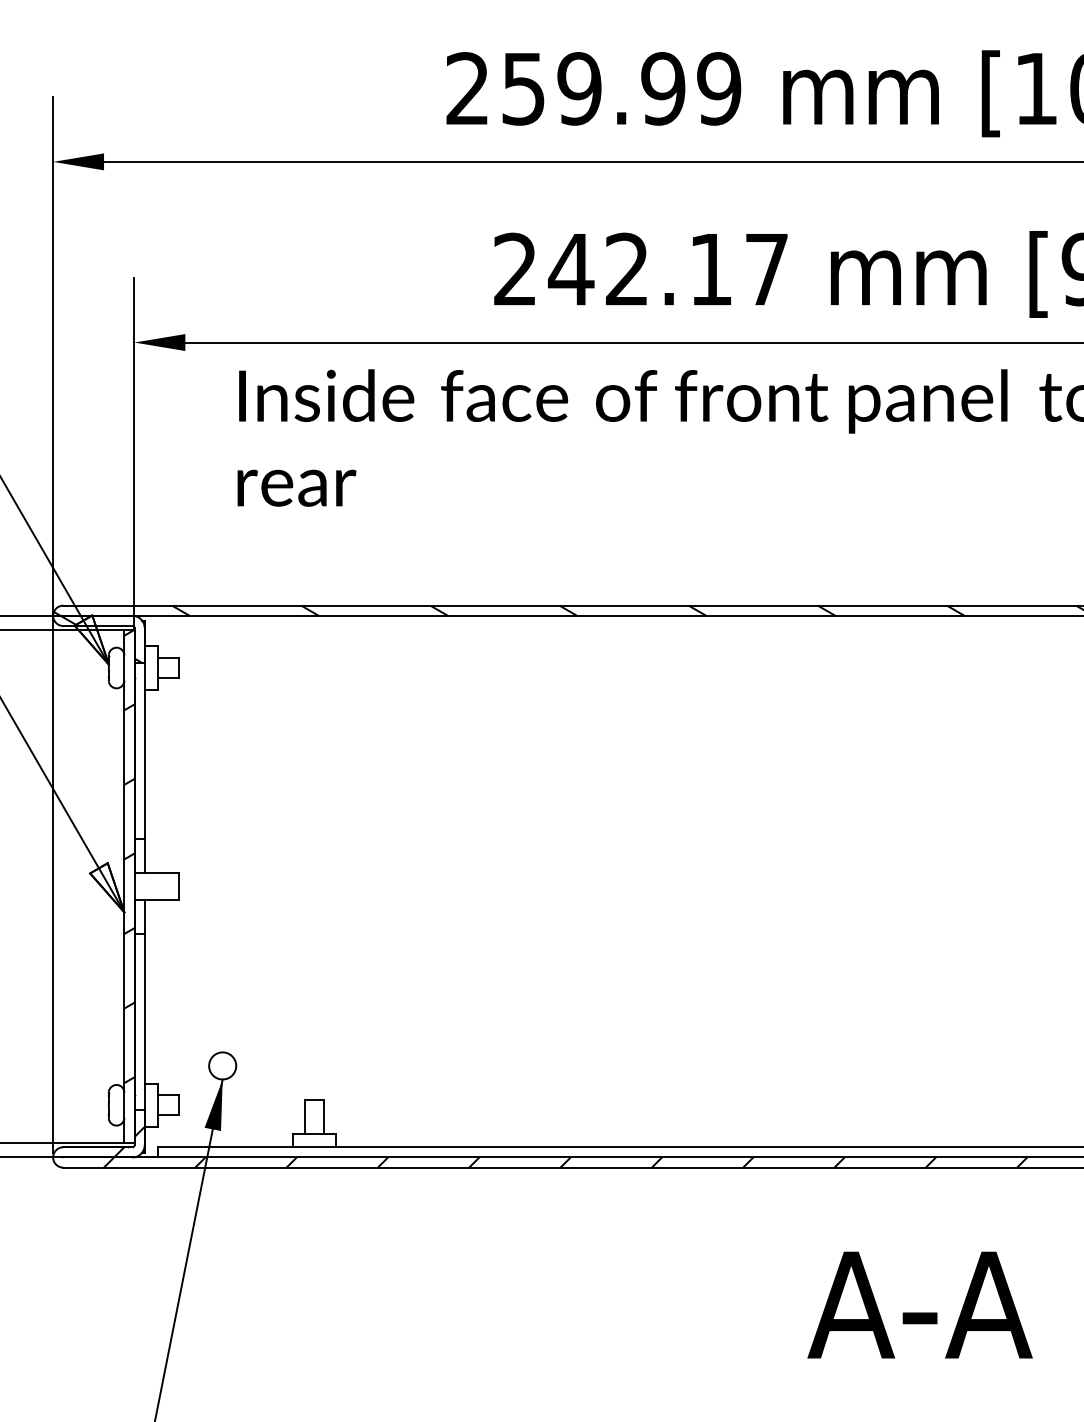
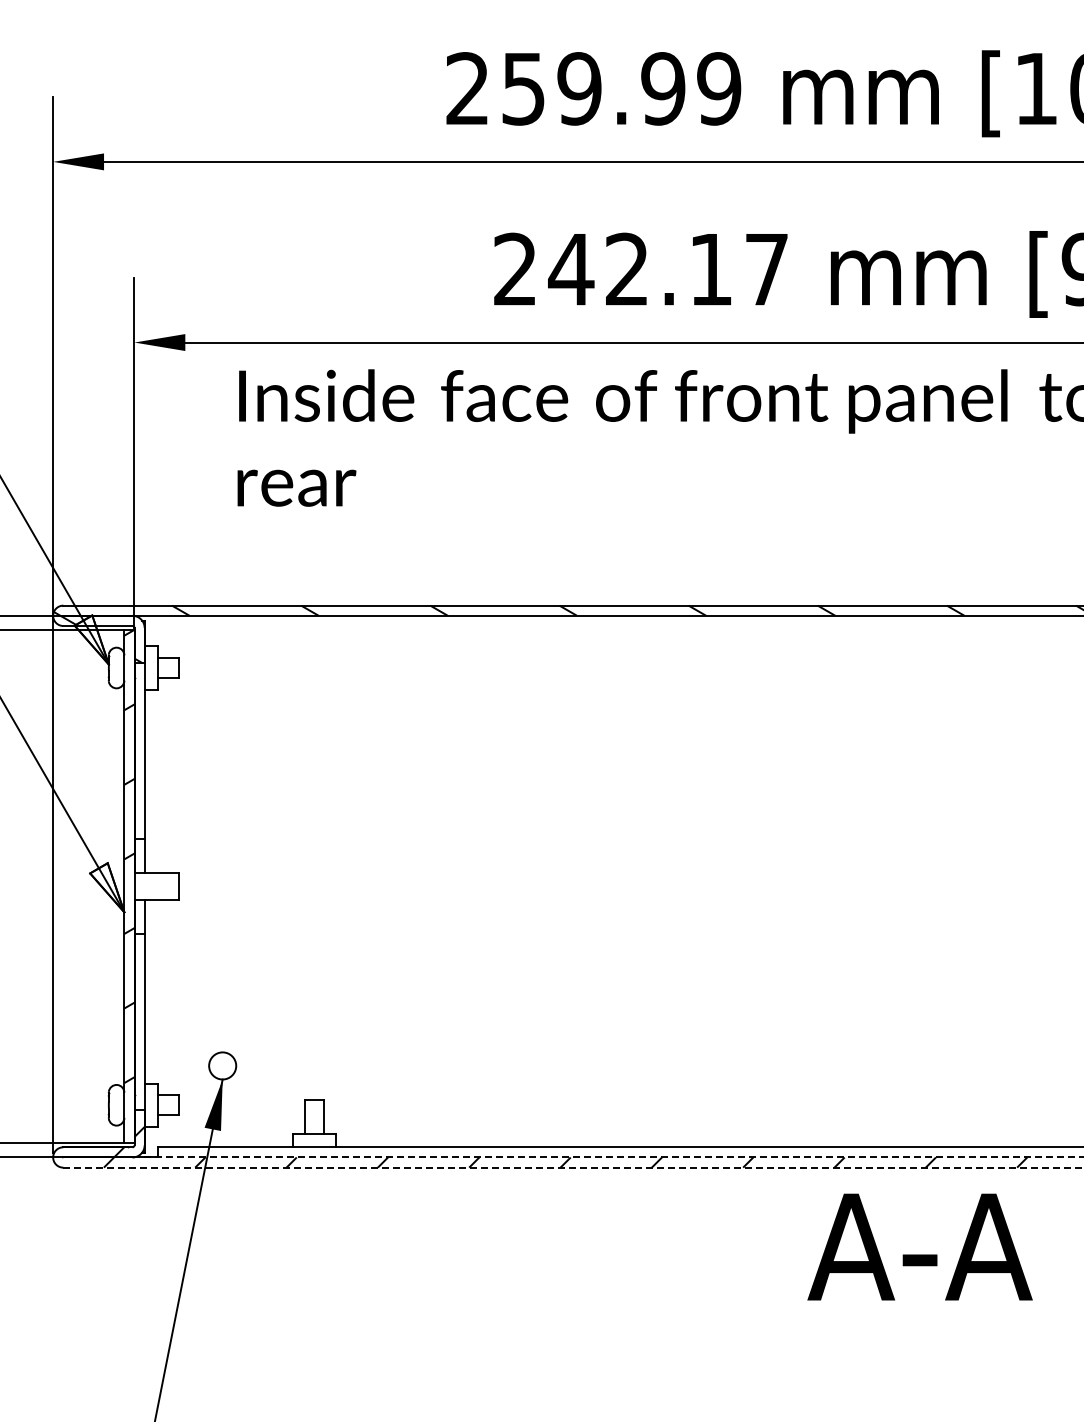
line: solid -> dashed (573, 1157)
line: solid -> dashed (573, 1167)
text position: (919, 1304) -> (919, 1246) (919, 1246)
